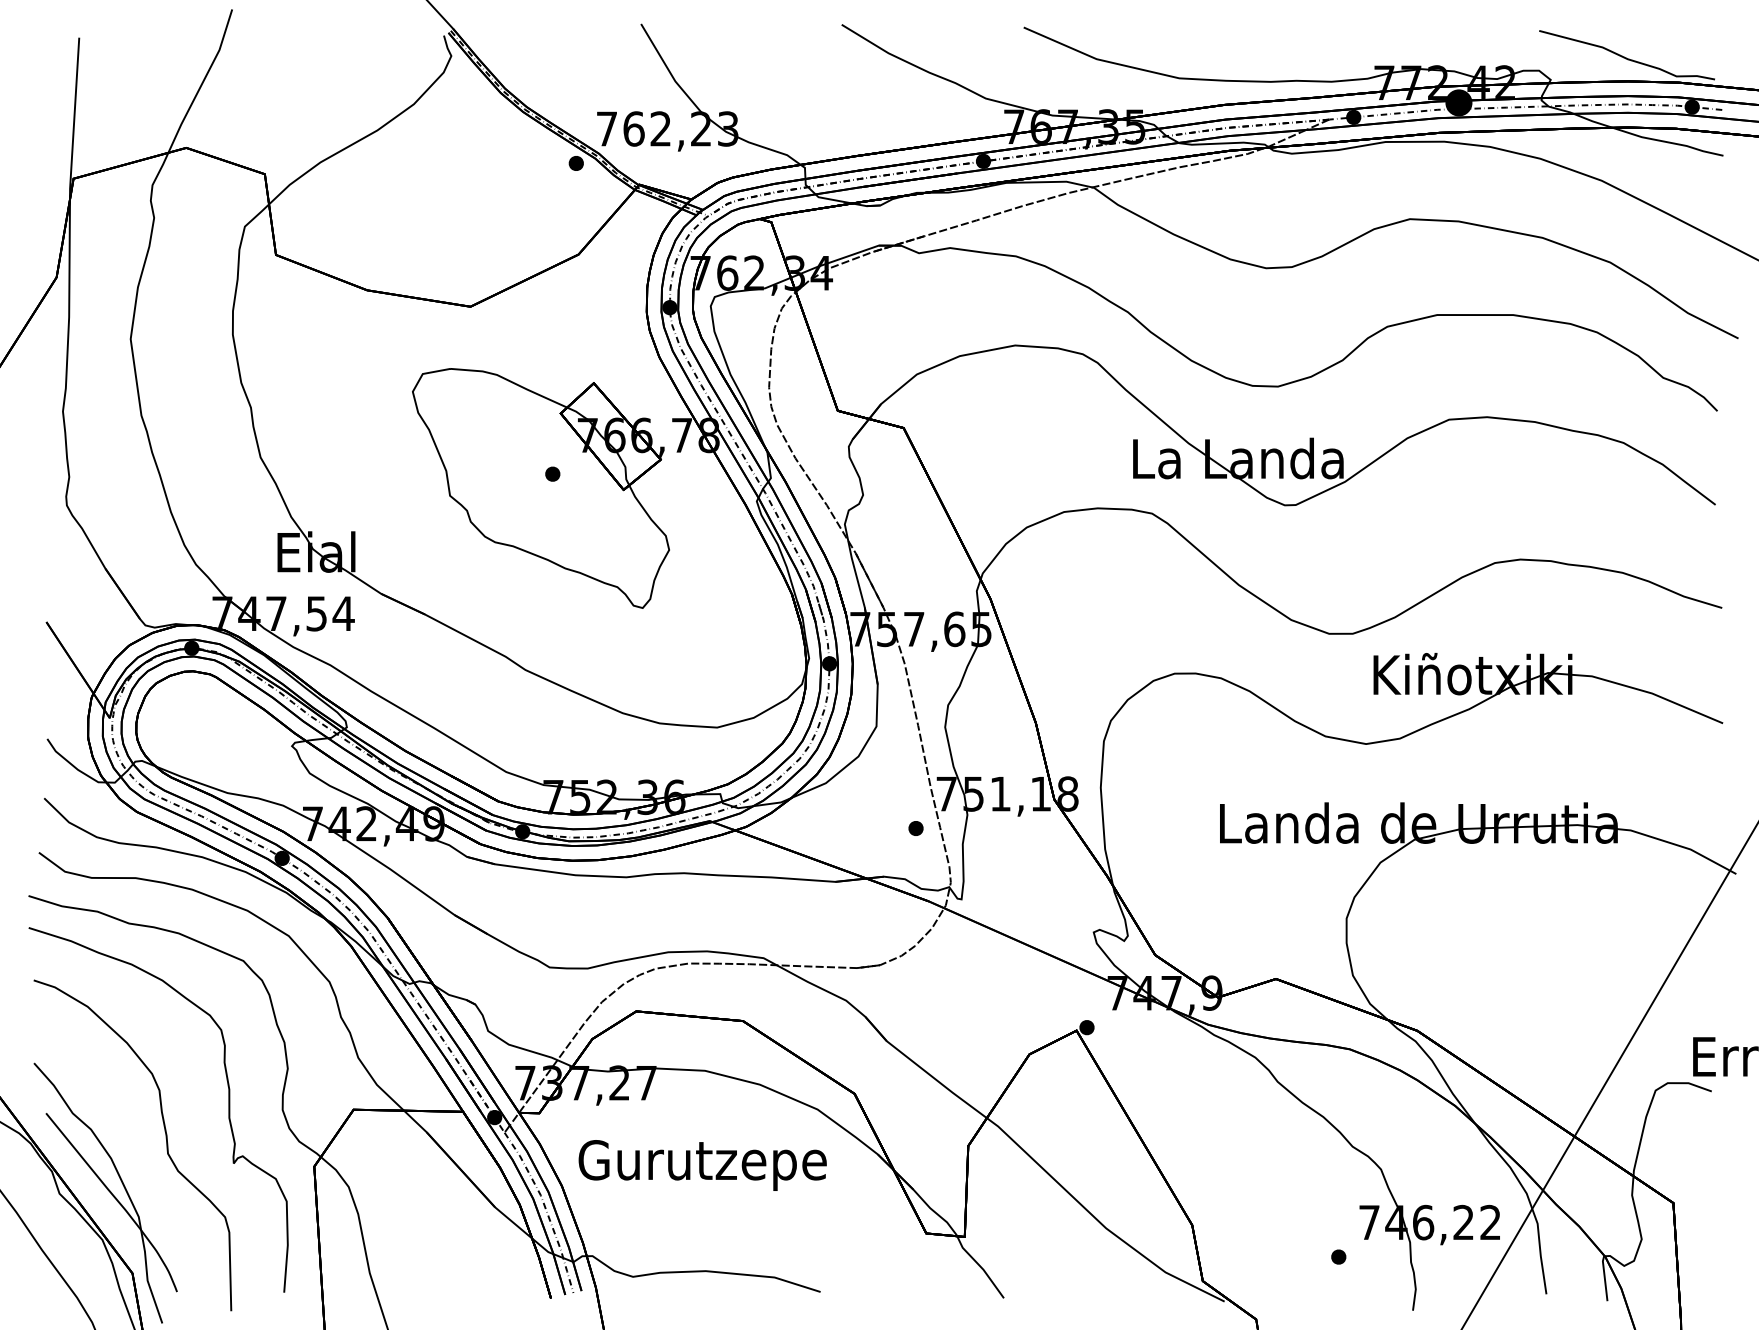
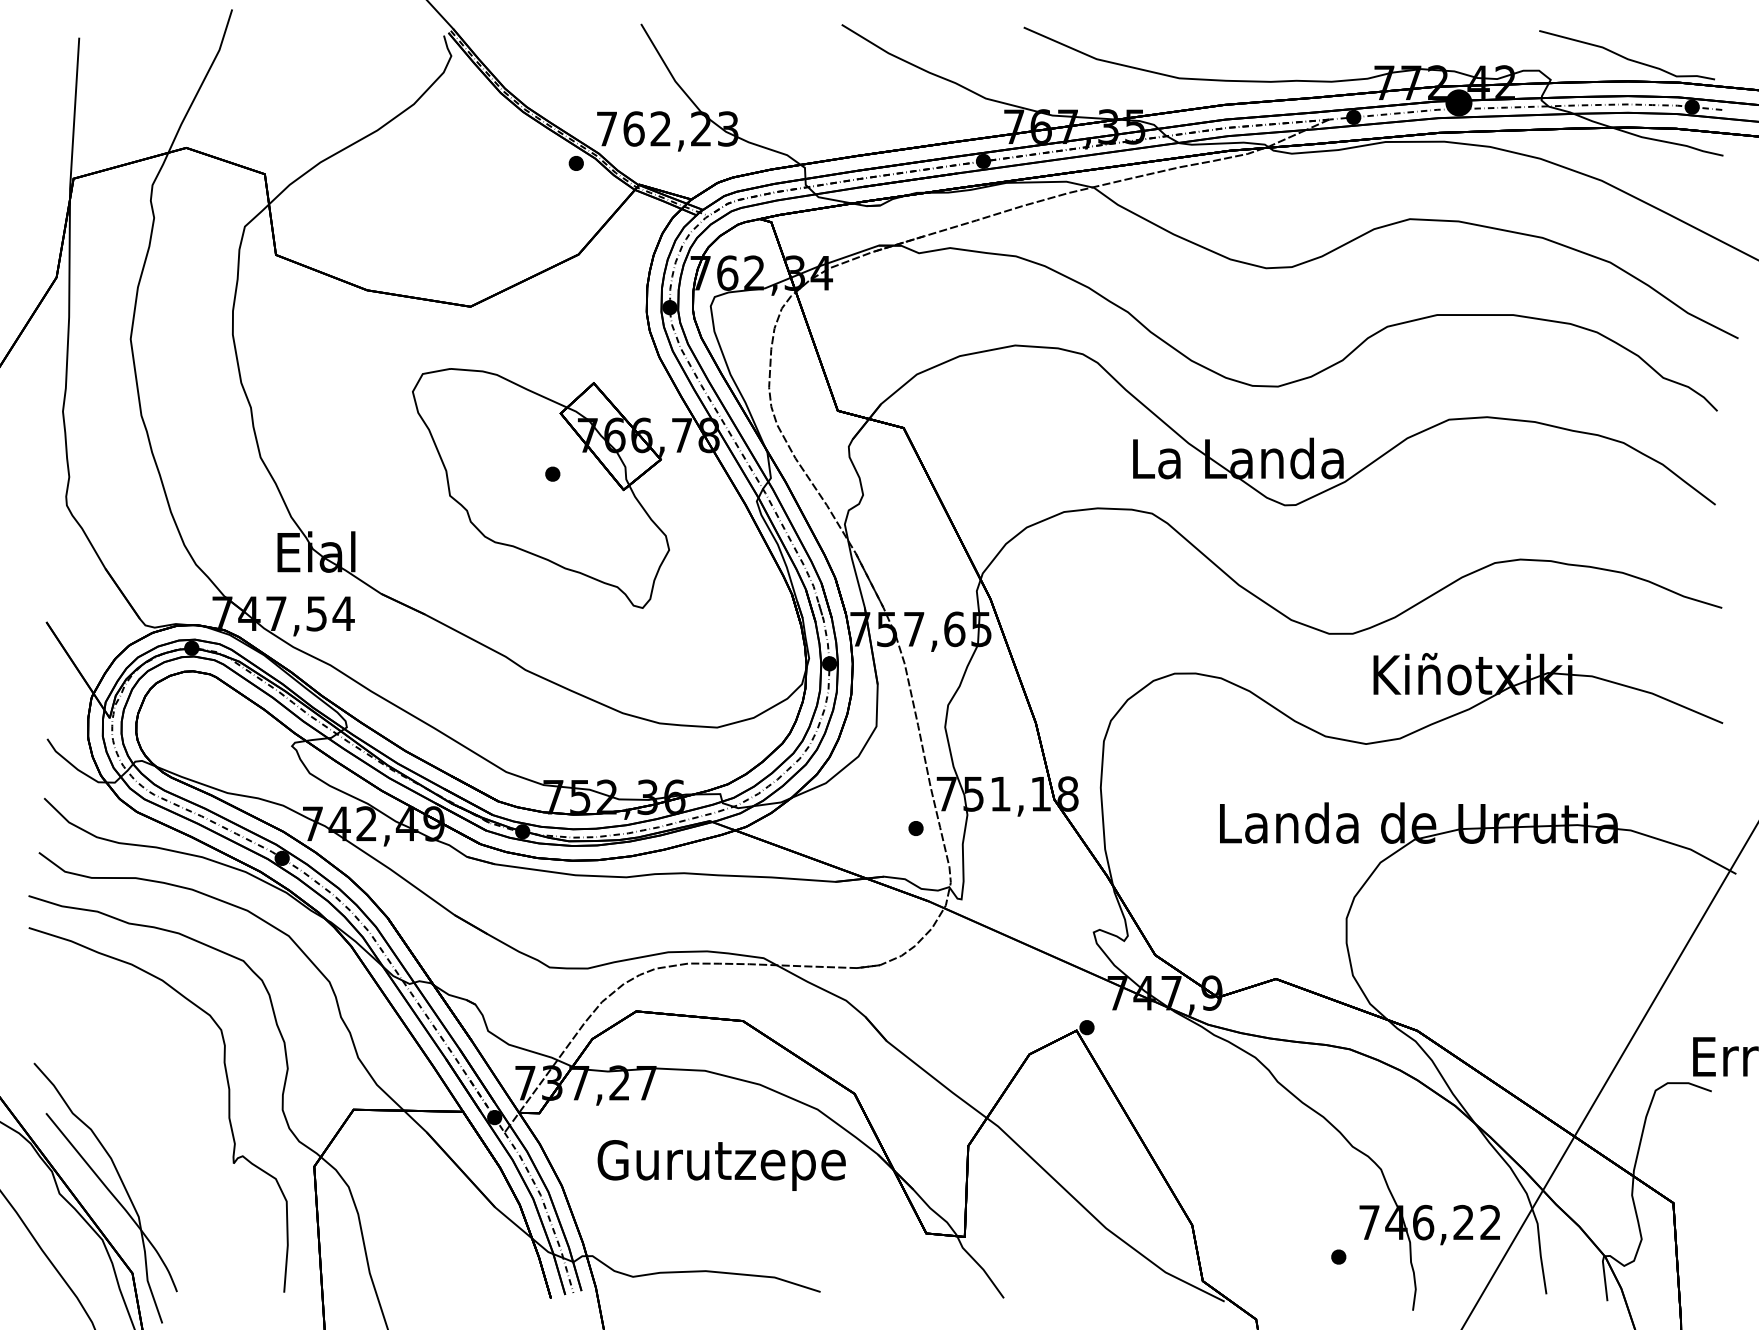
curve: present -> none (165, 1138)
text position: (702, 1165) -> (721, 1165) (721, 1165)
